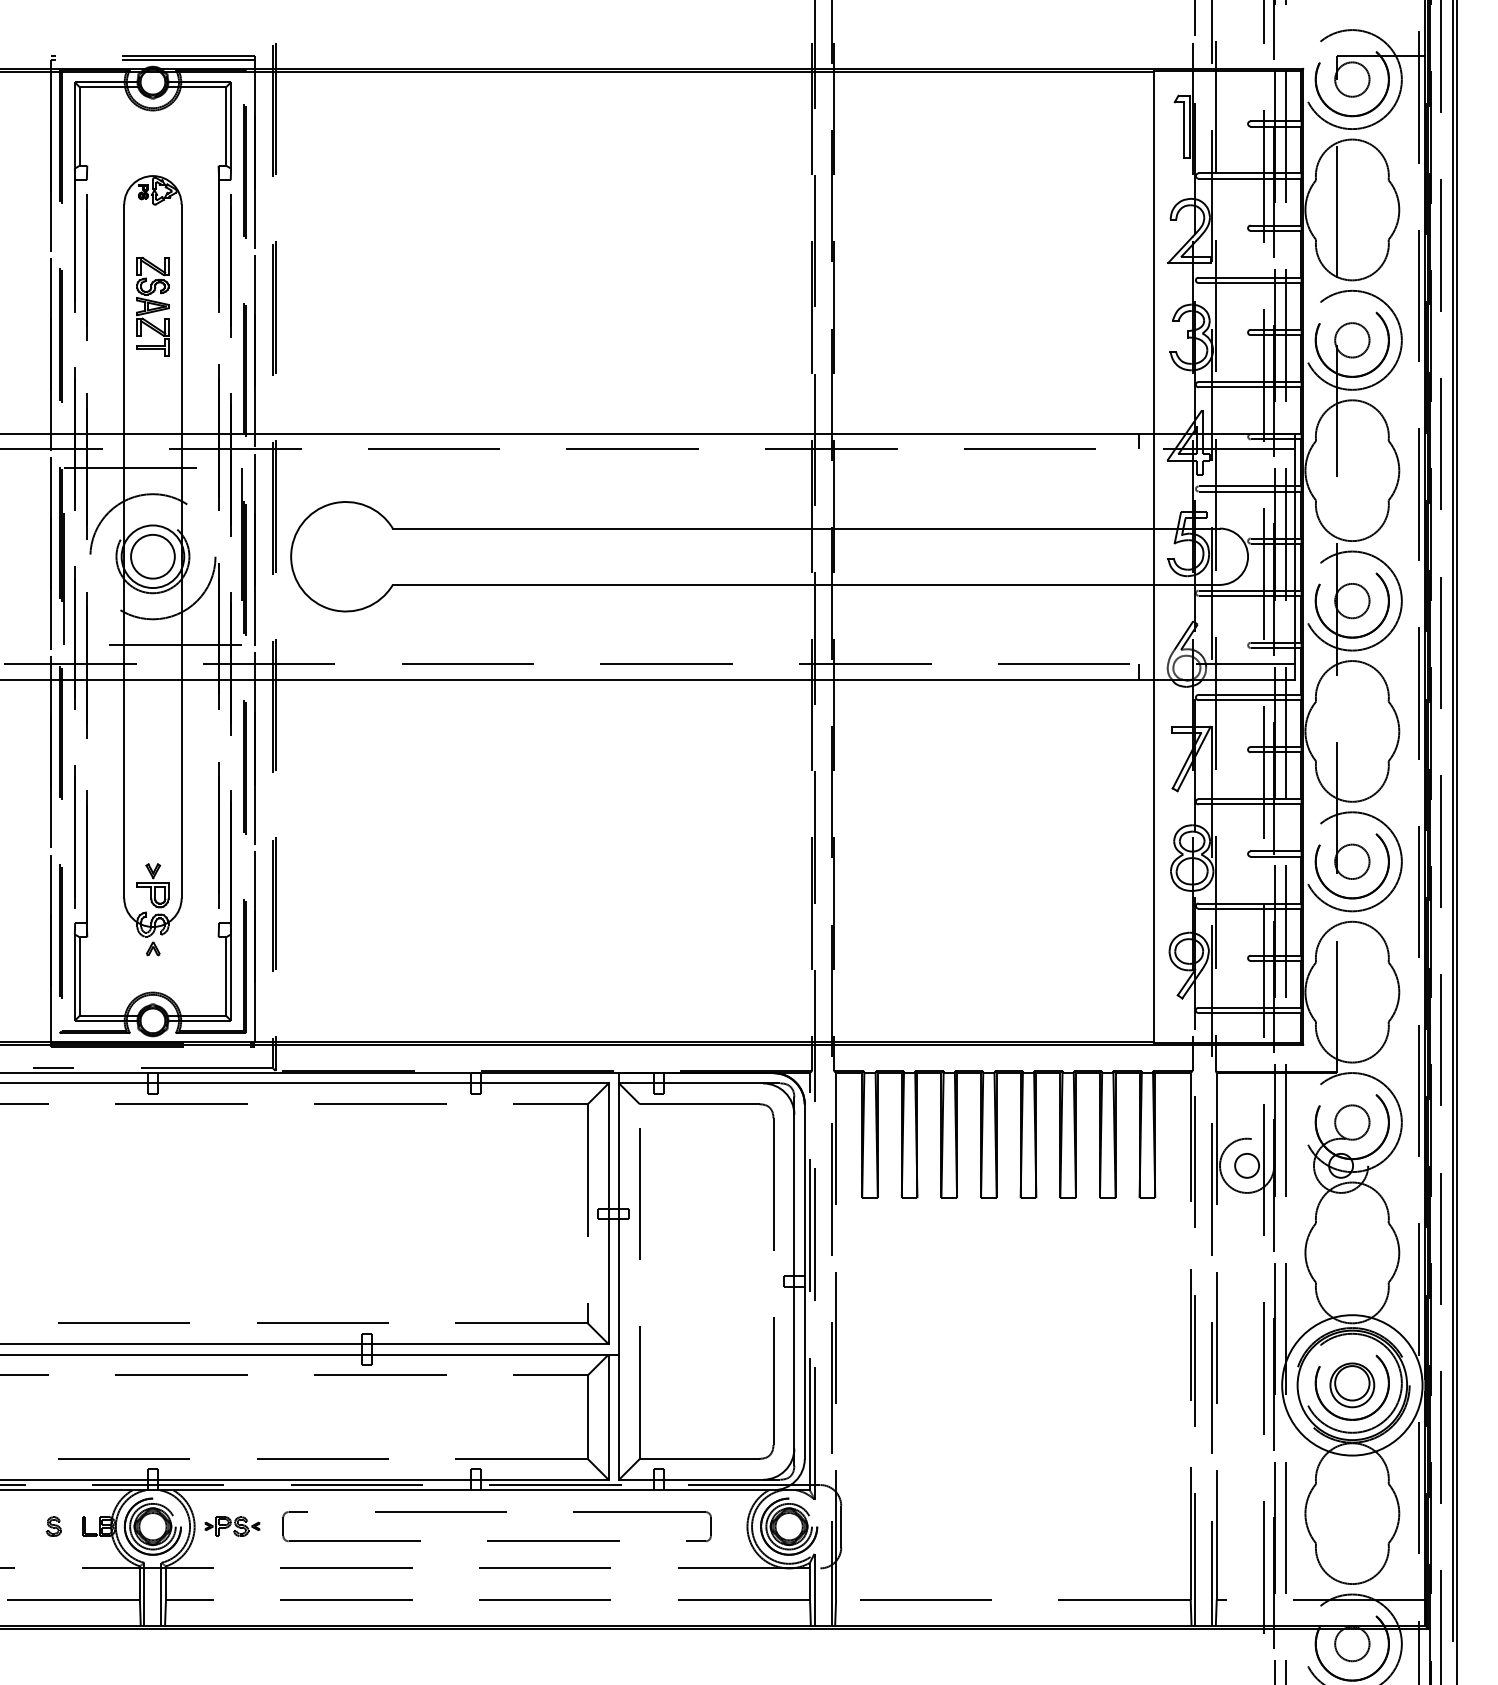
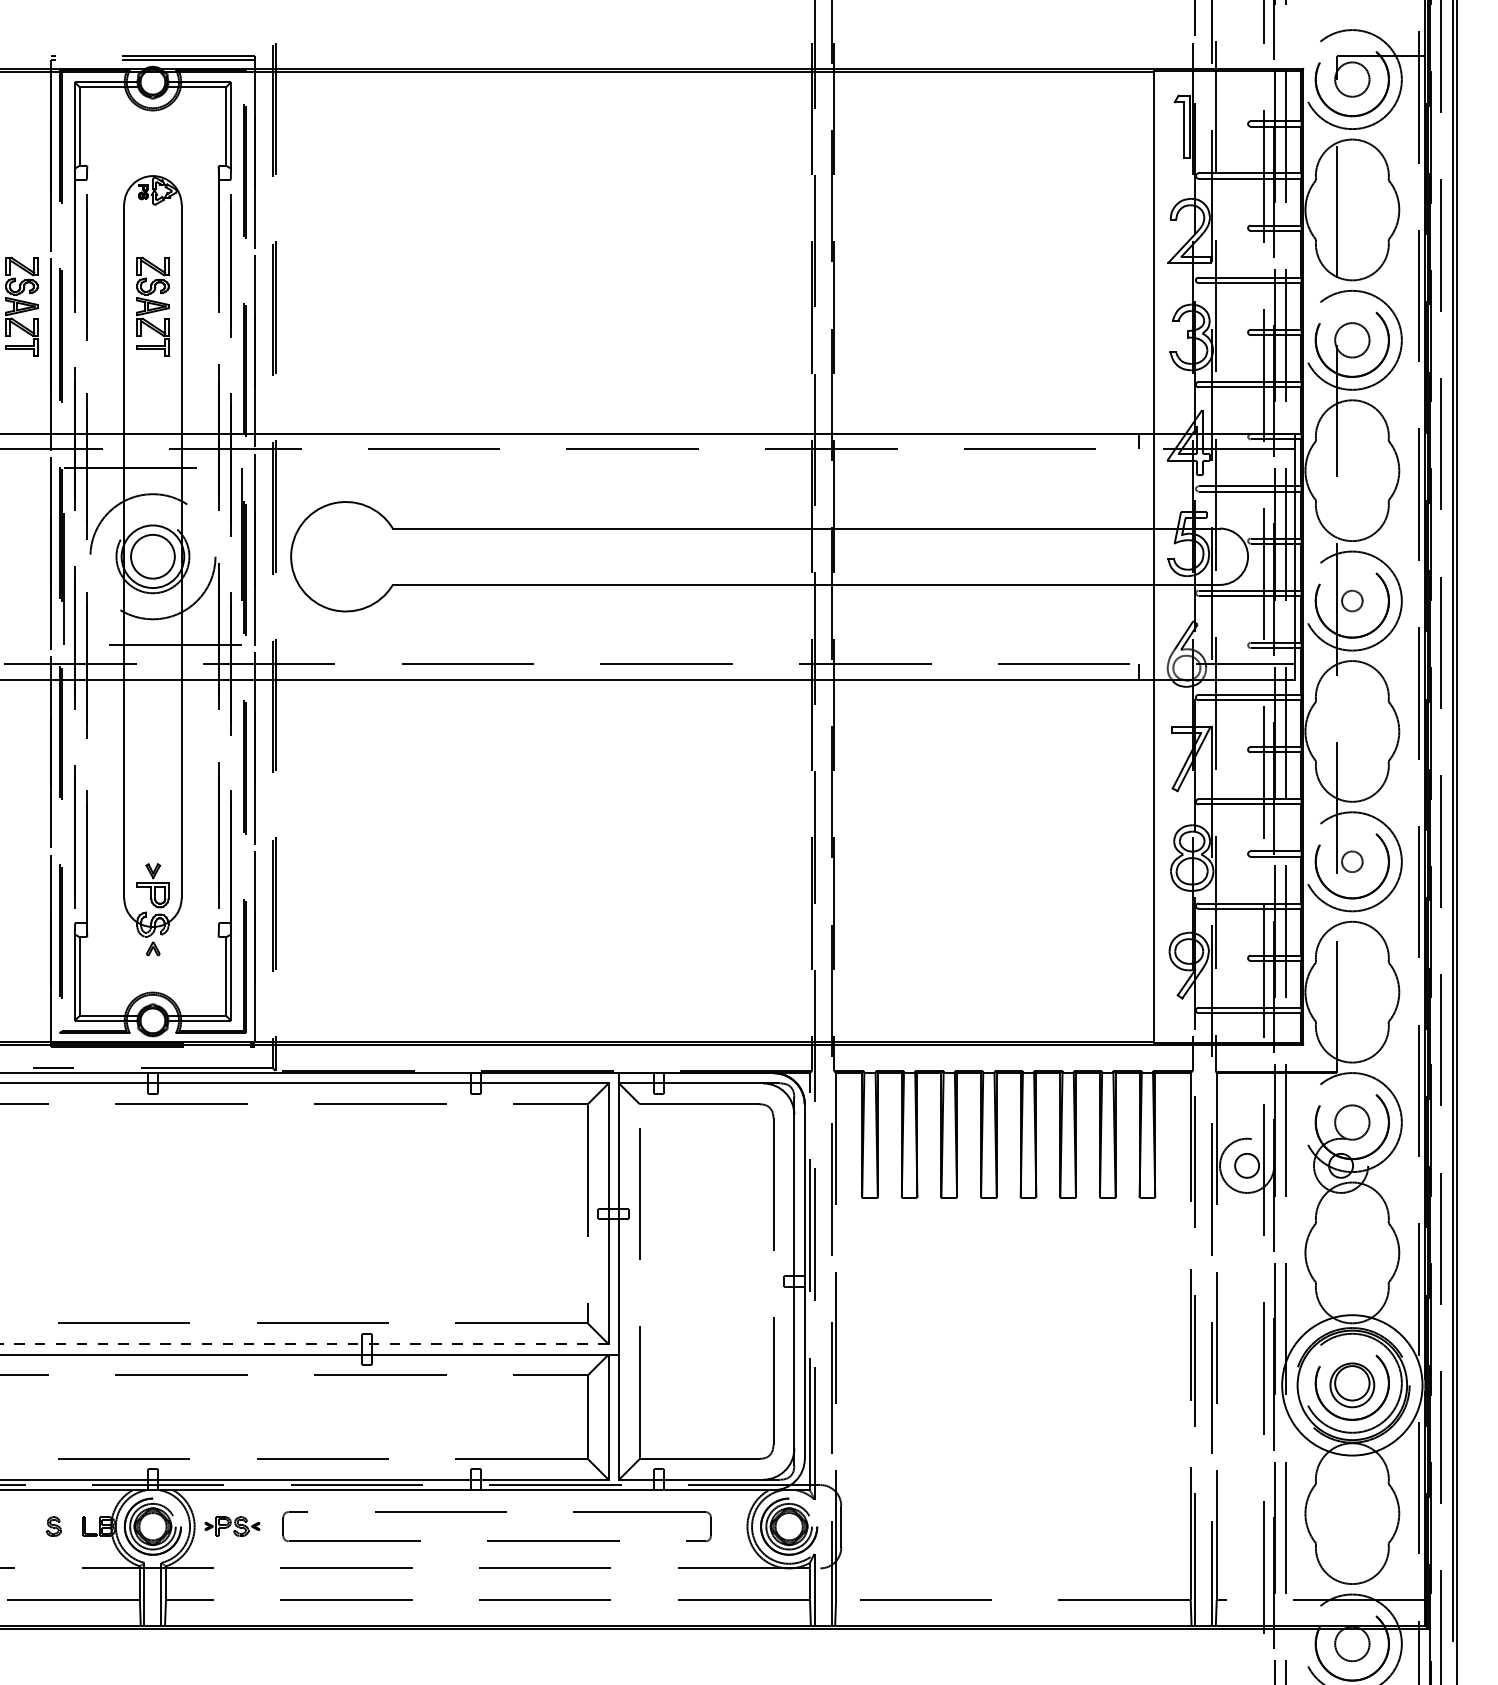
part: none -> present (21, 306)
circle diameter: 34 px -> 21 px (1352, 600)
circle diameter: 34 px -> 21 px (1352, 861)
line: solid -> dashed (303, 1344)
